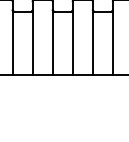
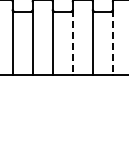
line: solid -> dashed (72, 43)
line: solid -> dashed (112, 43)
